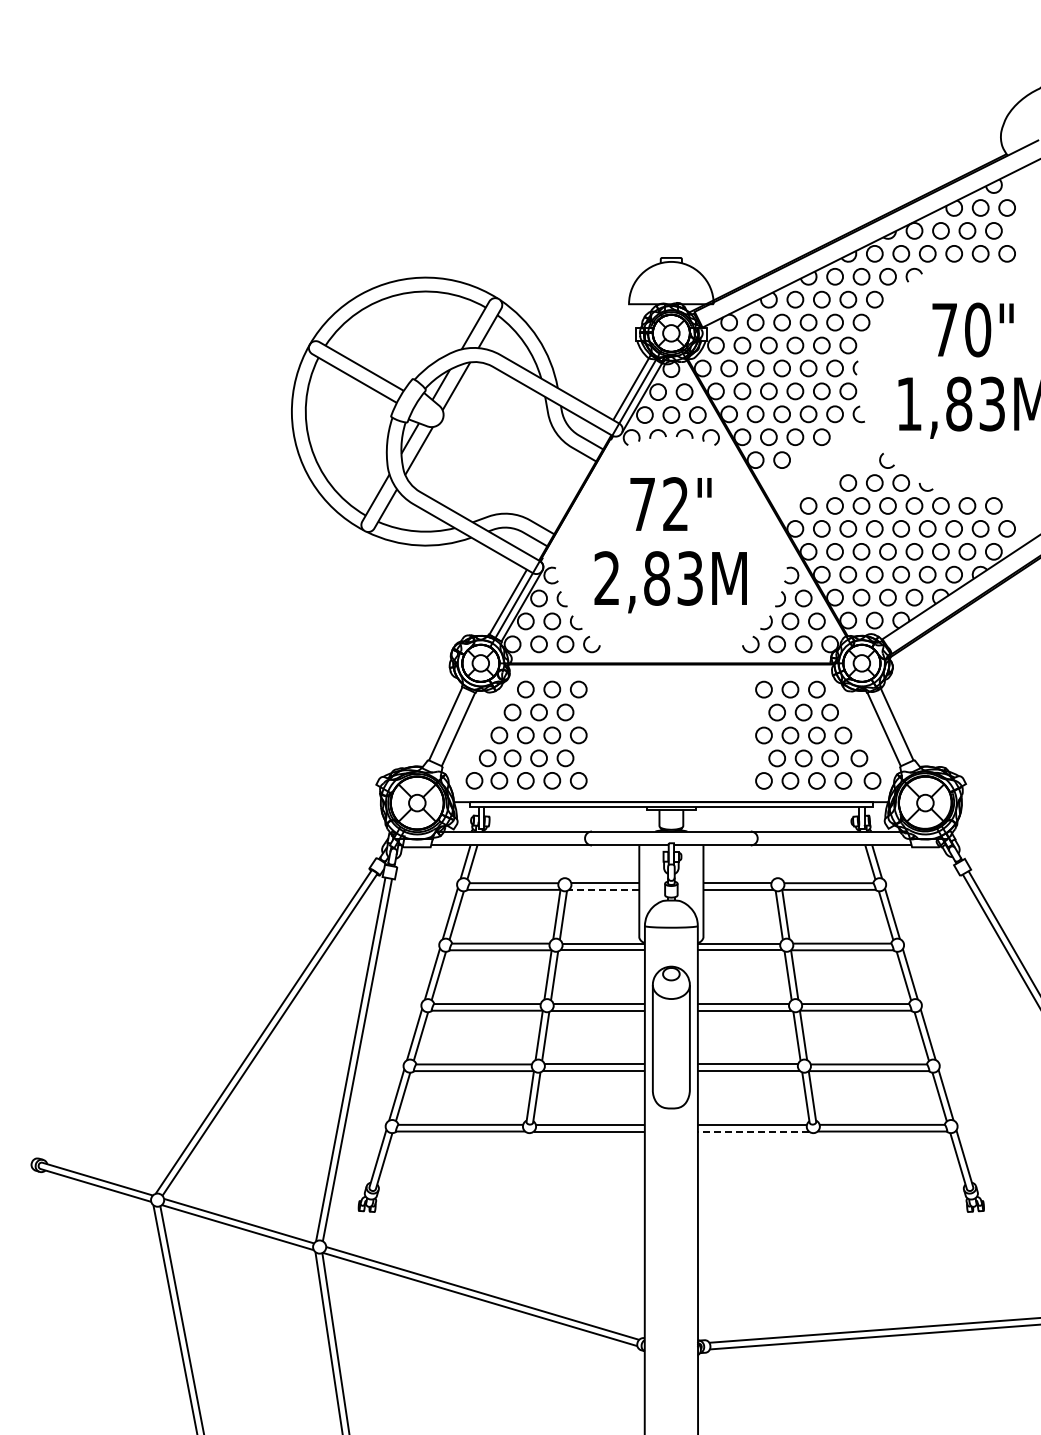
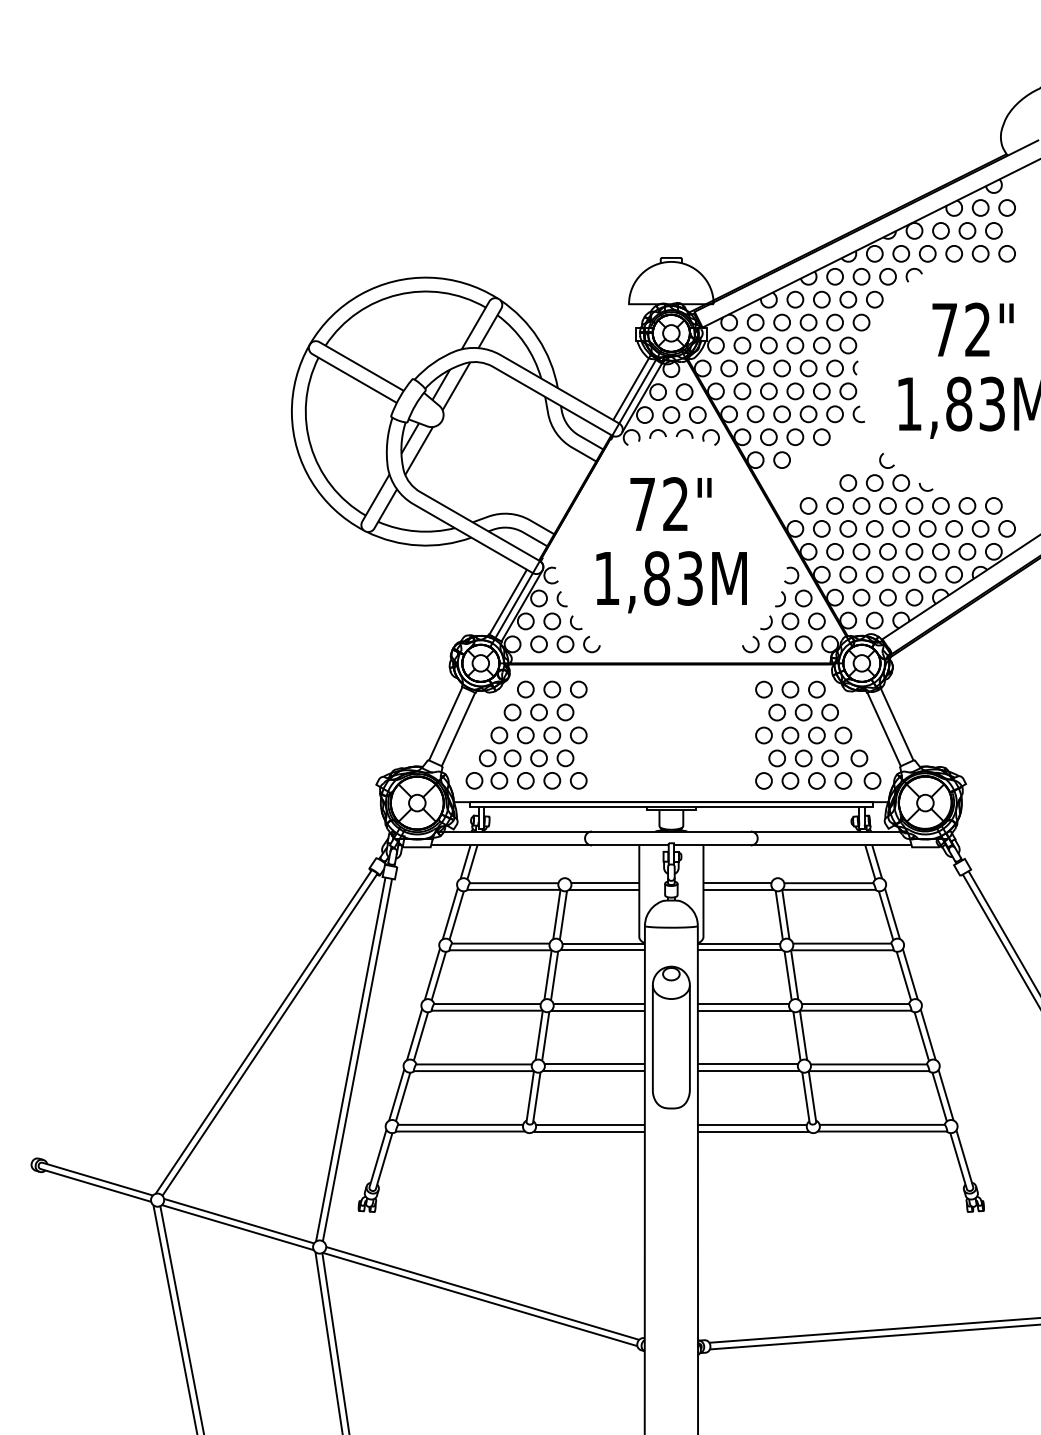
text: 70" -> 72" (978, 329)
text: 2,83M -> 1,83M (606, 577)
line: dashed -> solid (603, 889)
line: dashed -> solid (753, 1131)
